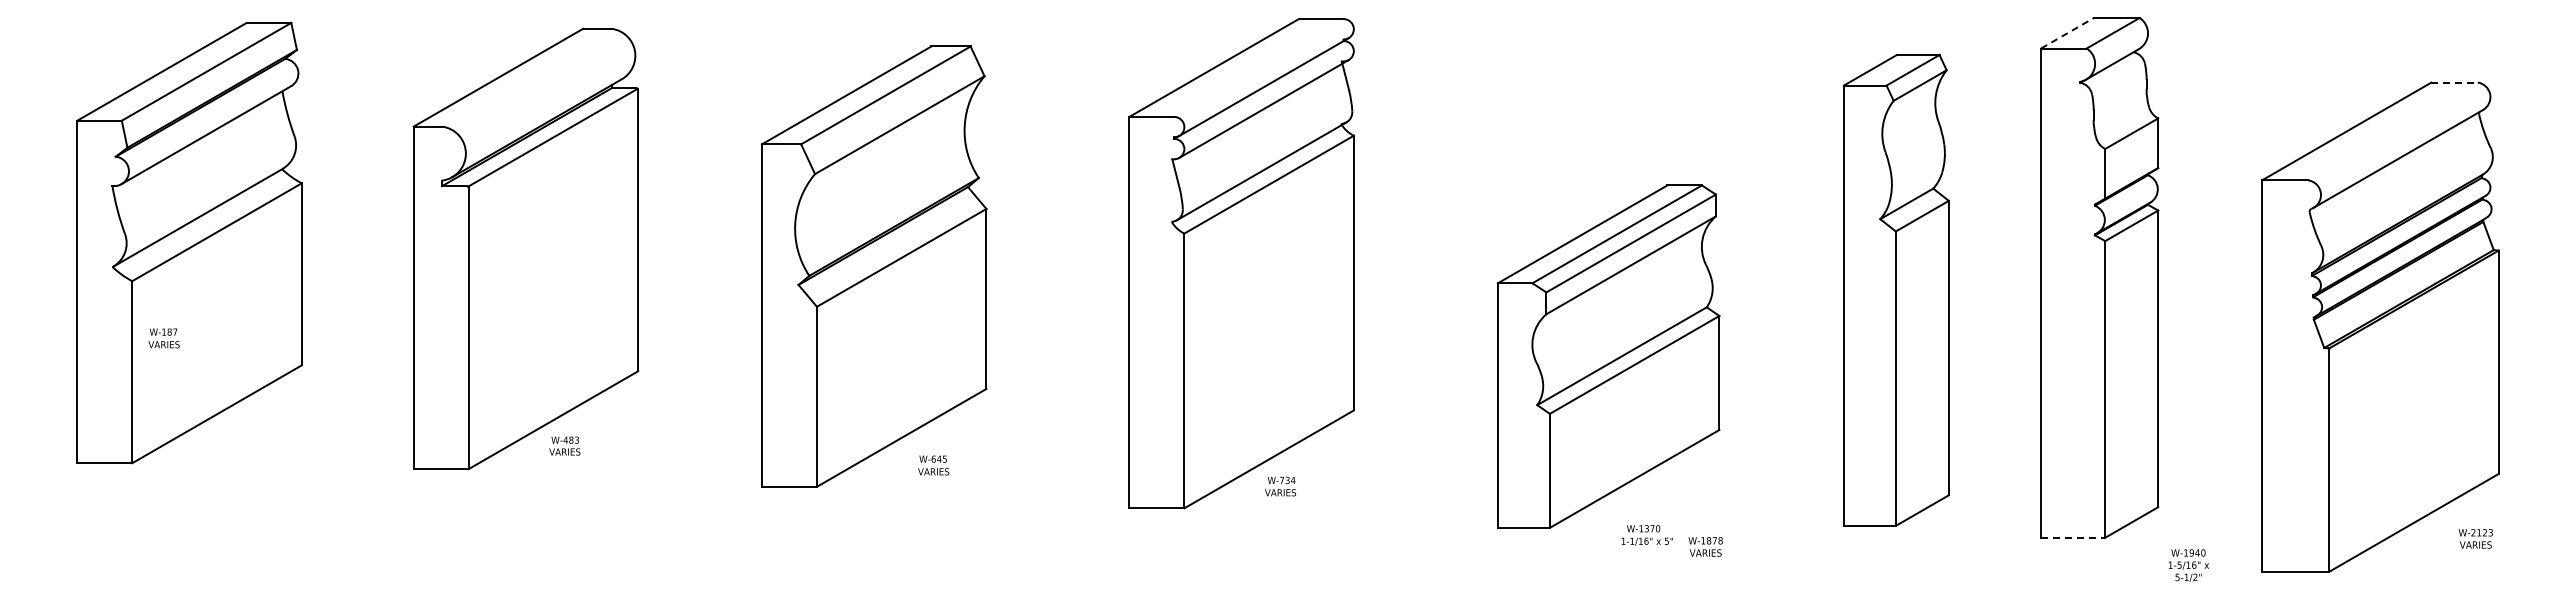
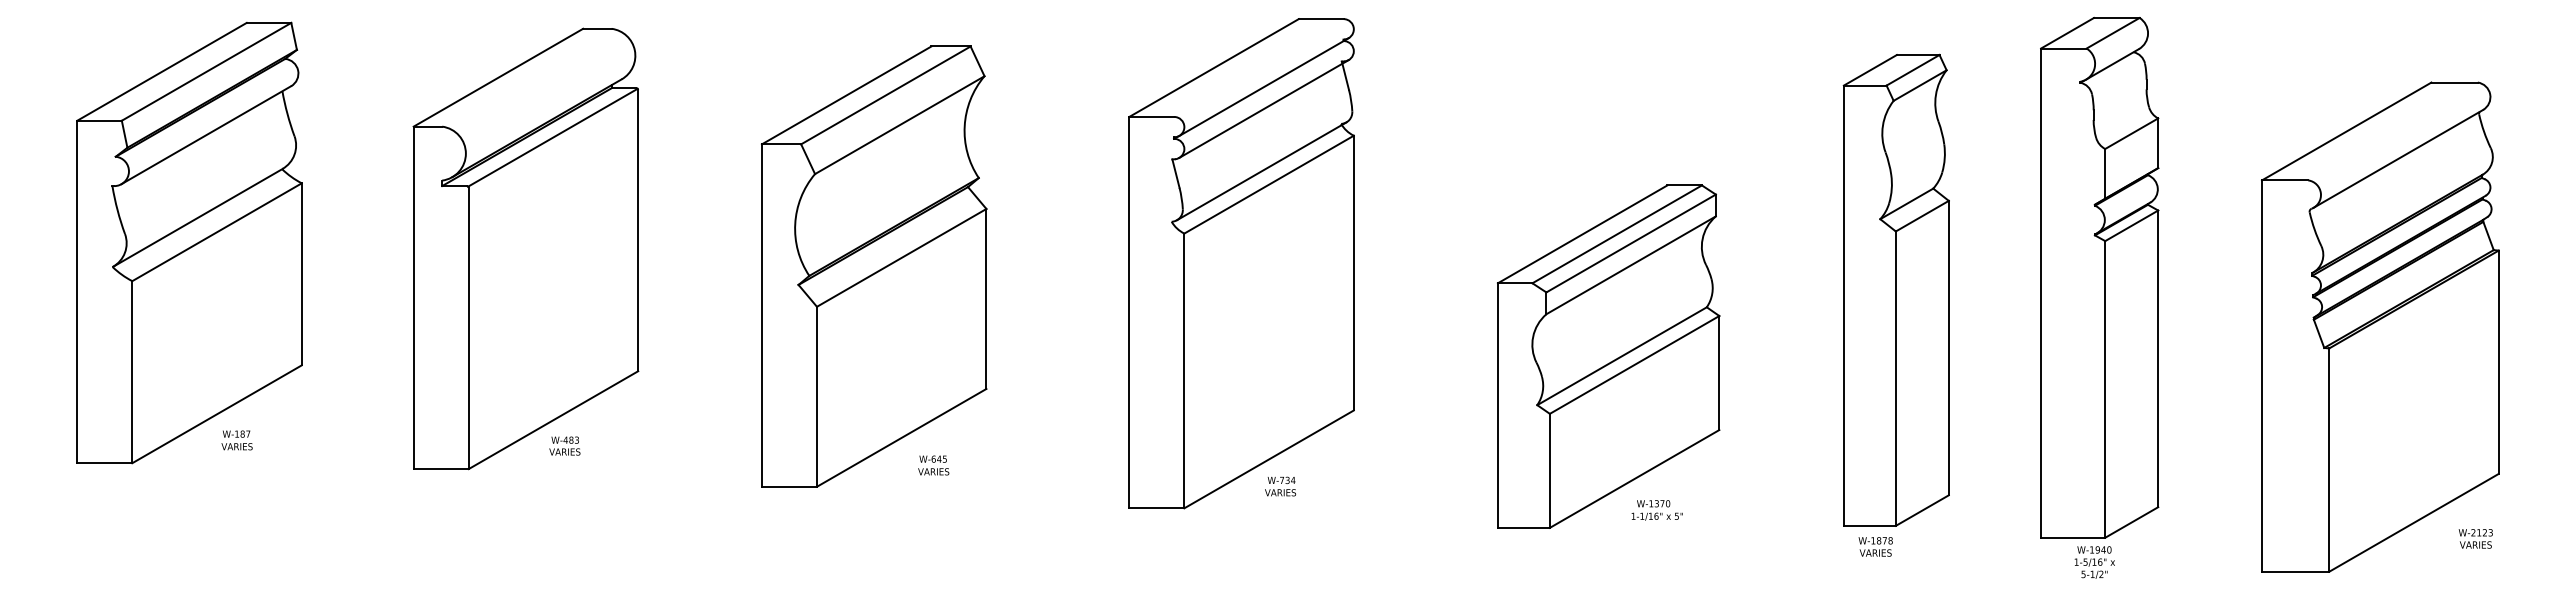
line: dashed -> solid (2067, 33)
line: dashed -> solid (2455, 82)
text position: (163, 338) -> (236, 440) (236, 440)
text position: (1646, 535) -> (1656, 510) (1656, 510)
line: dashed -> solid (2073, 537)
text position: (1705, 546) -> (1875, 546) (1875, 546)
text position: (2188, 565) -> (2094, 562) (2094, 562)
